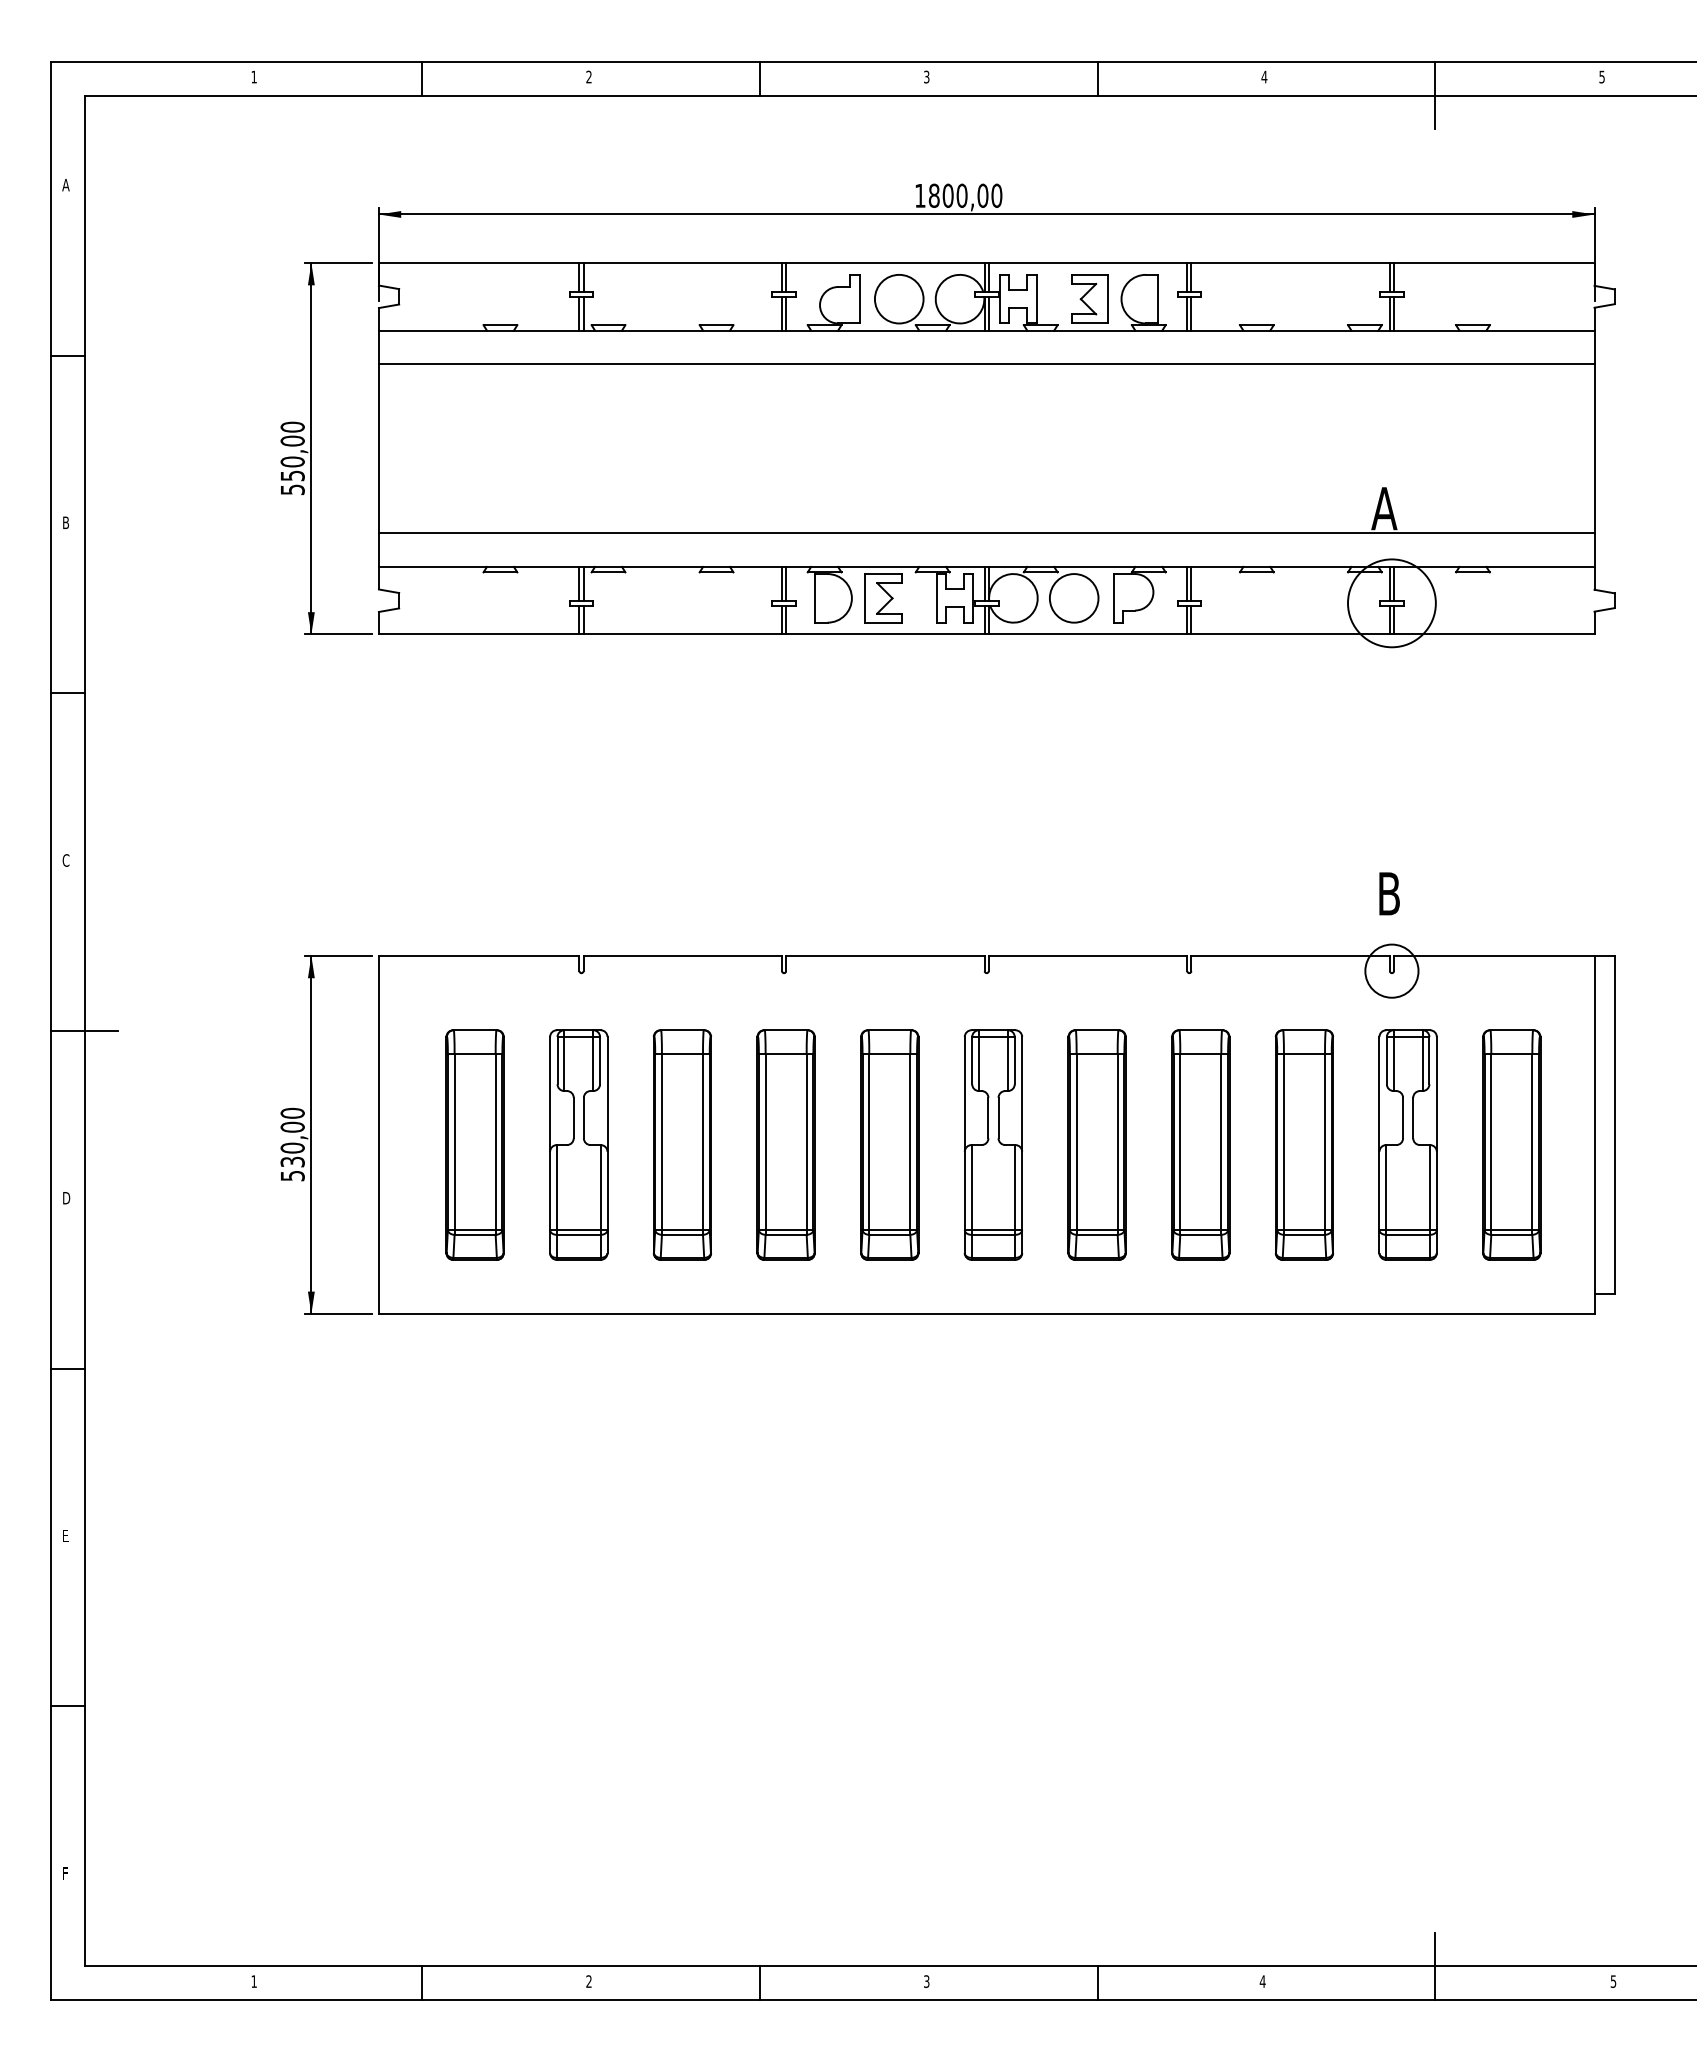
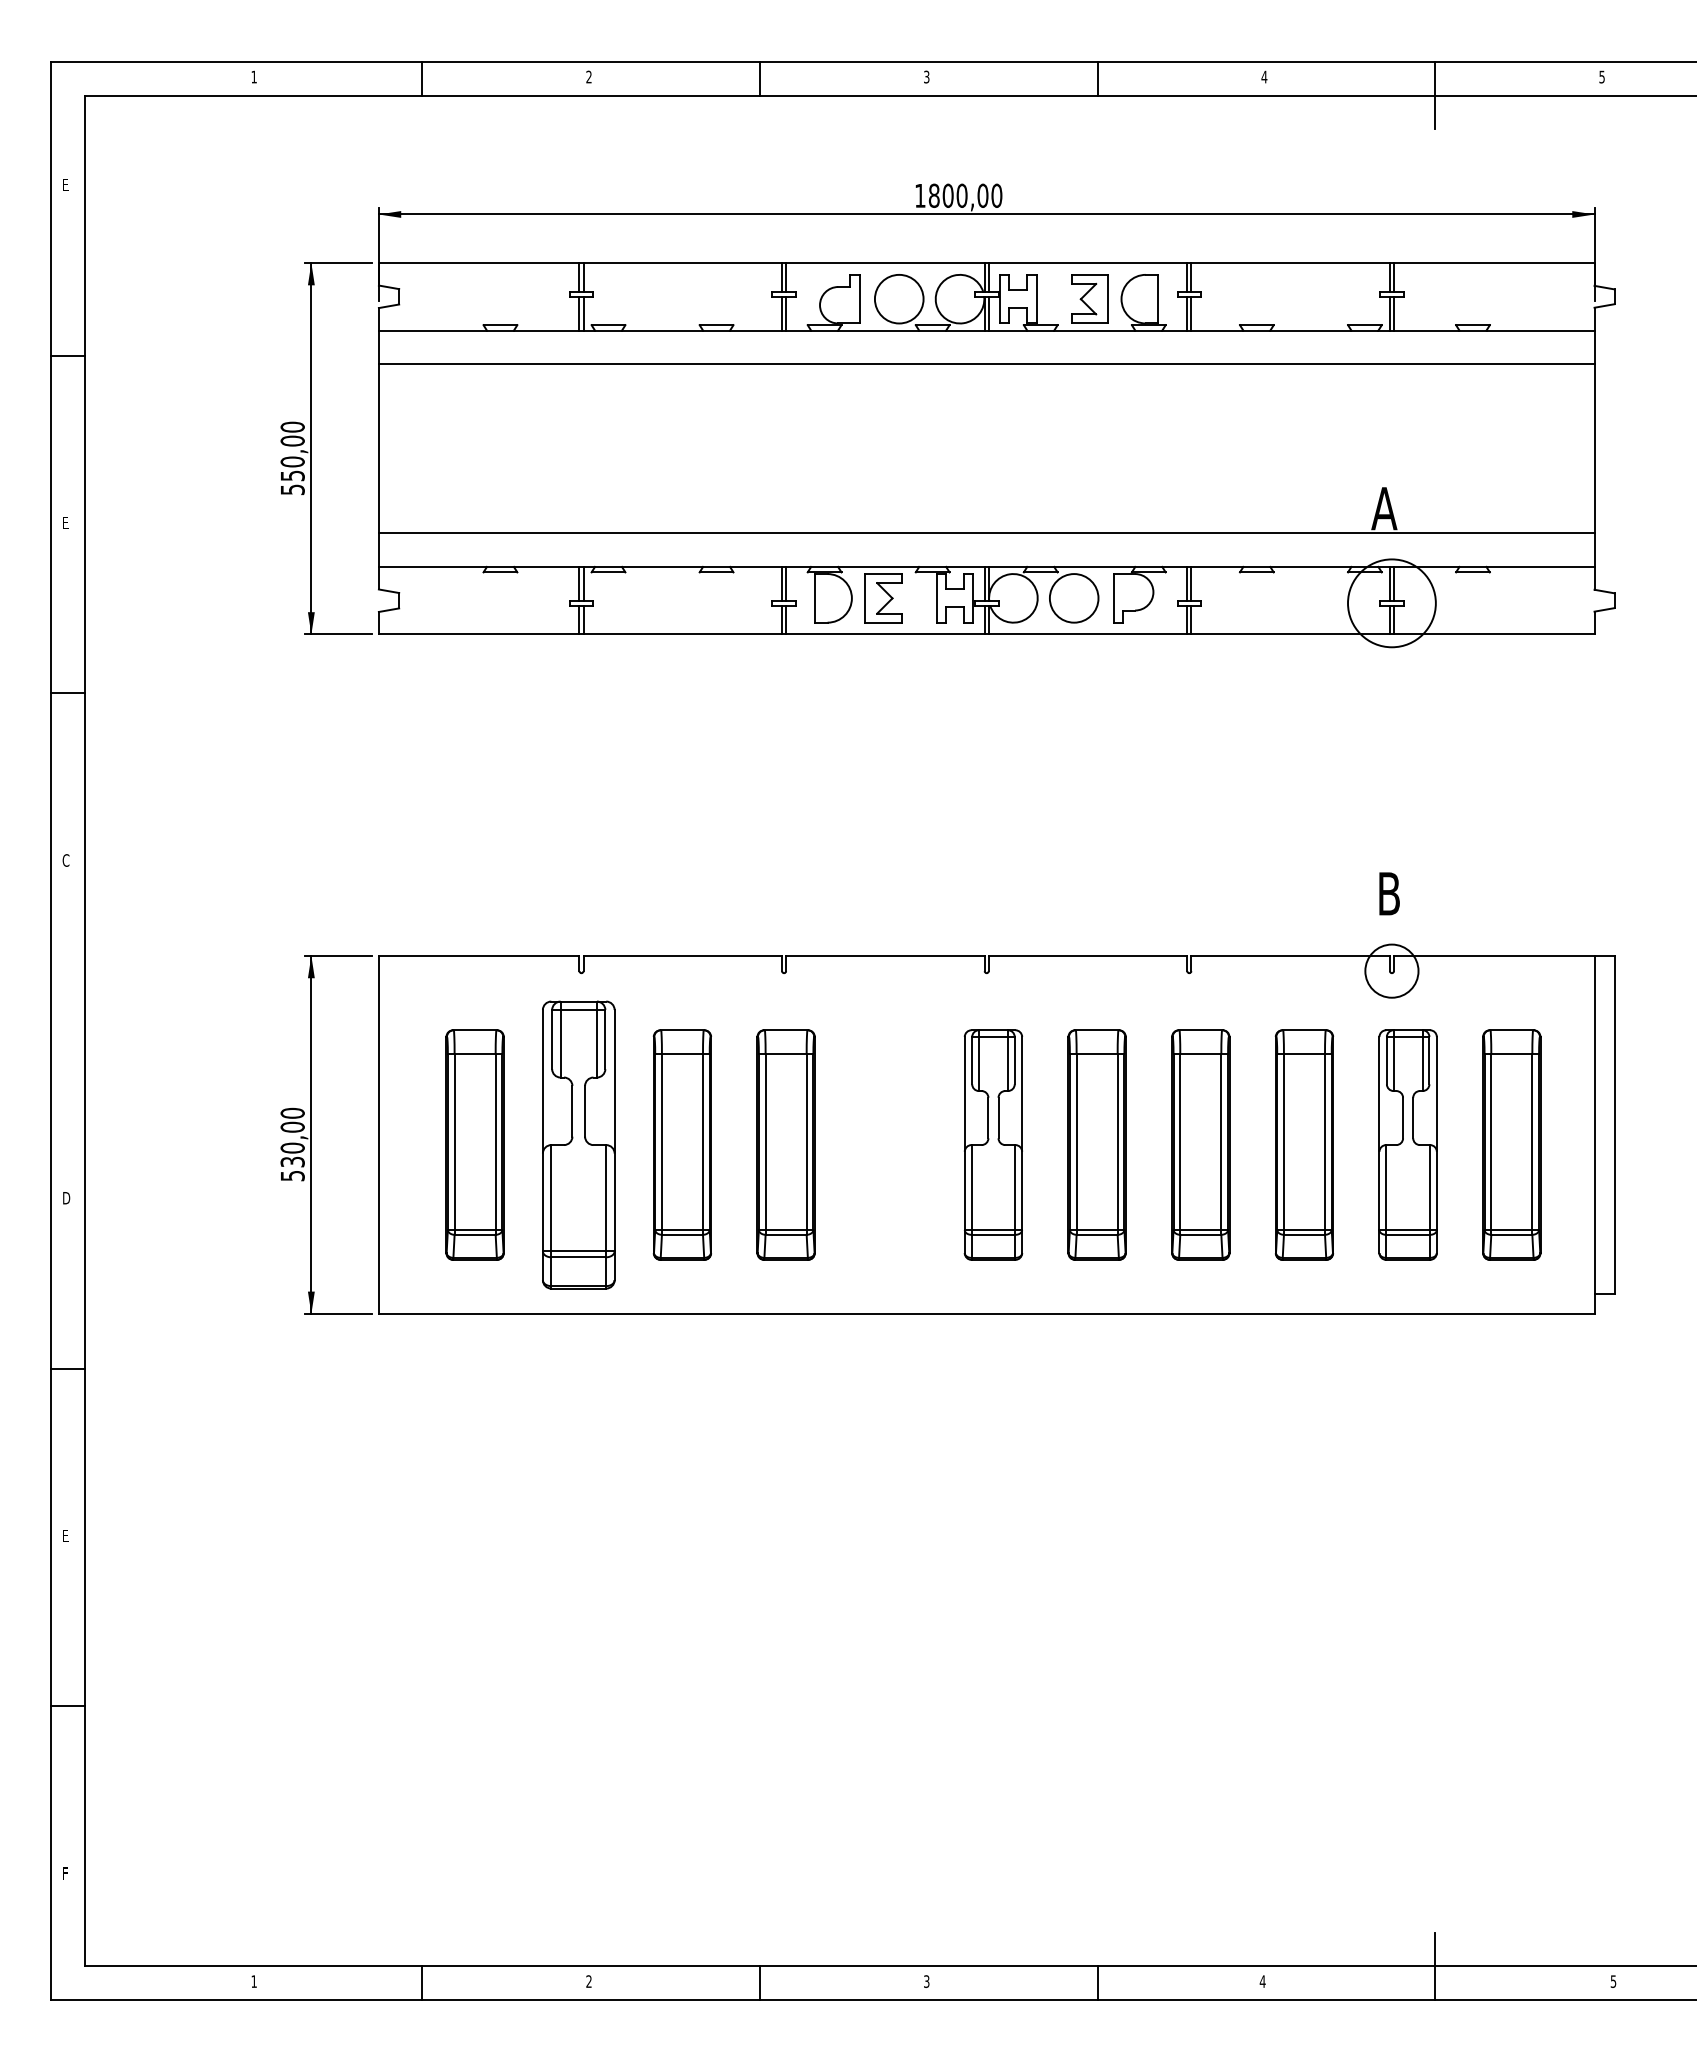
text: A -> E (65, 185)
text: B -> E (66, 522)
line: present -> none (84, 1031)
part size: 60x232 px -> 74x290 px (578, 1144)
part: present -> none (889, 1144)
